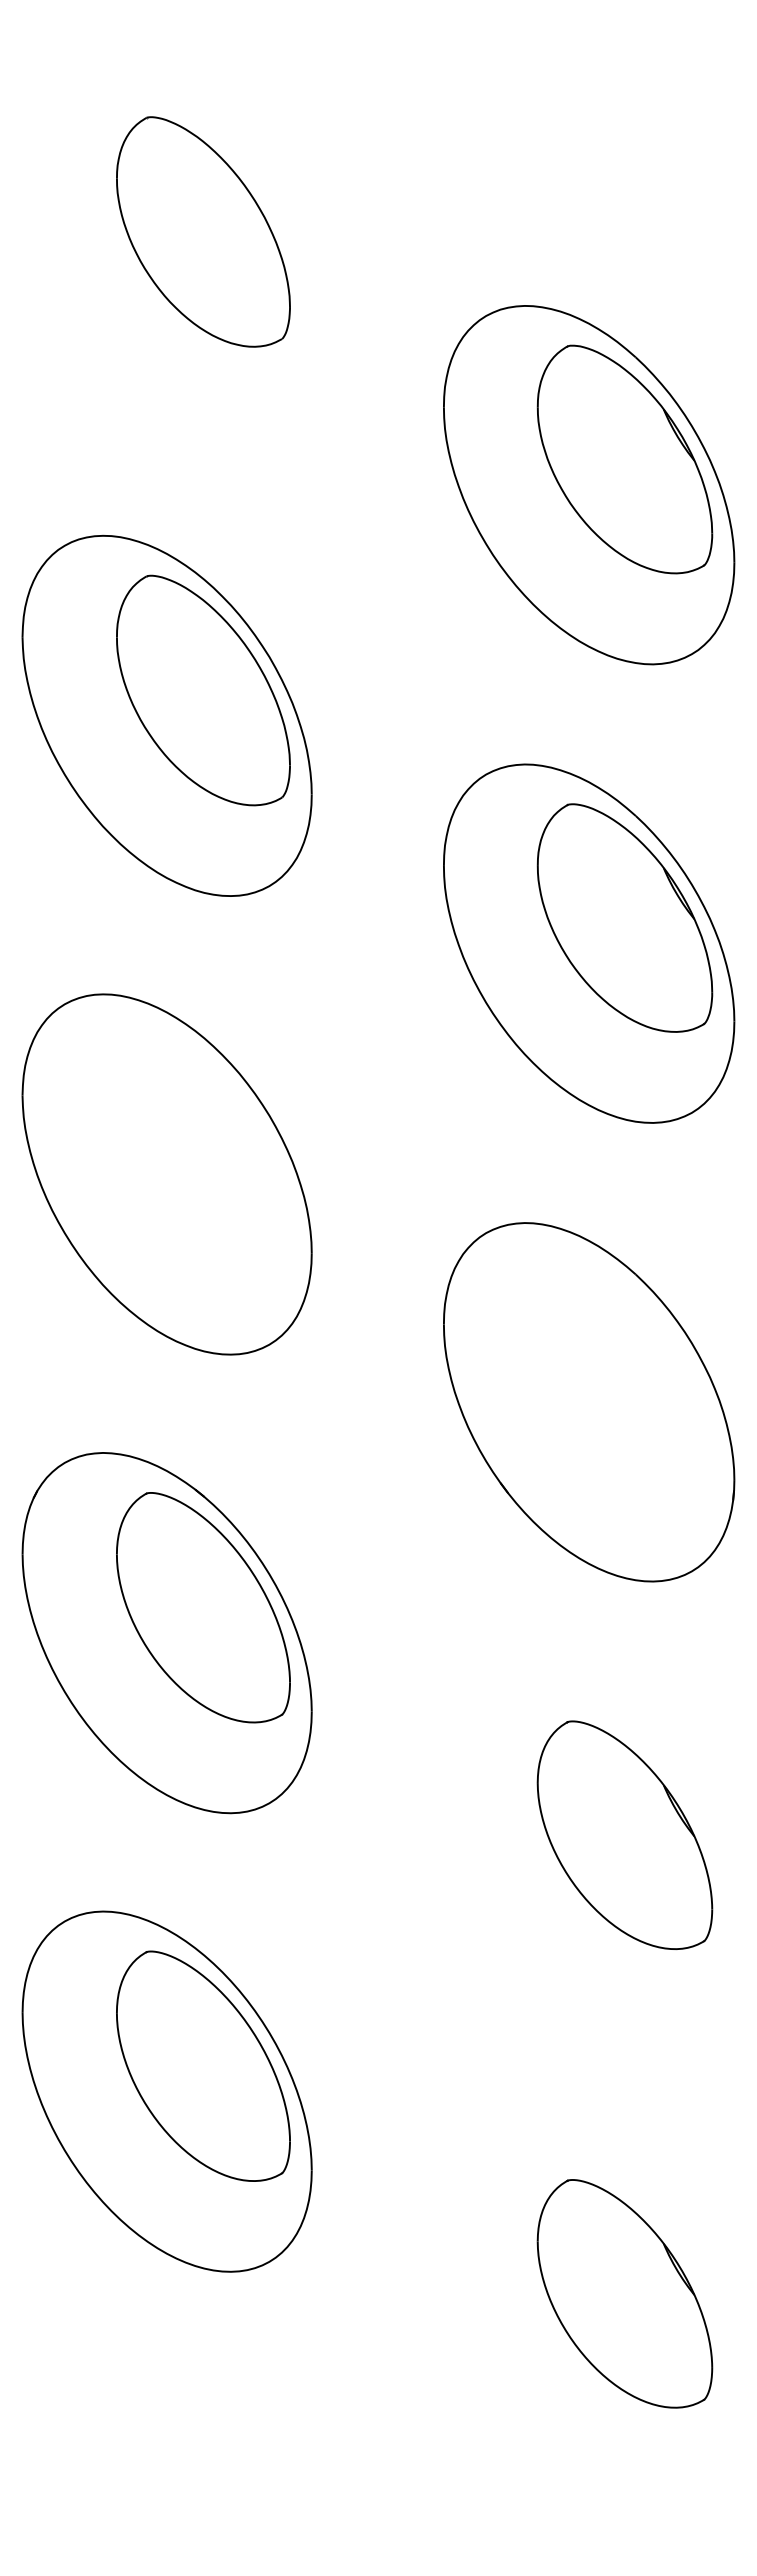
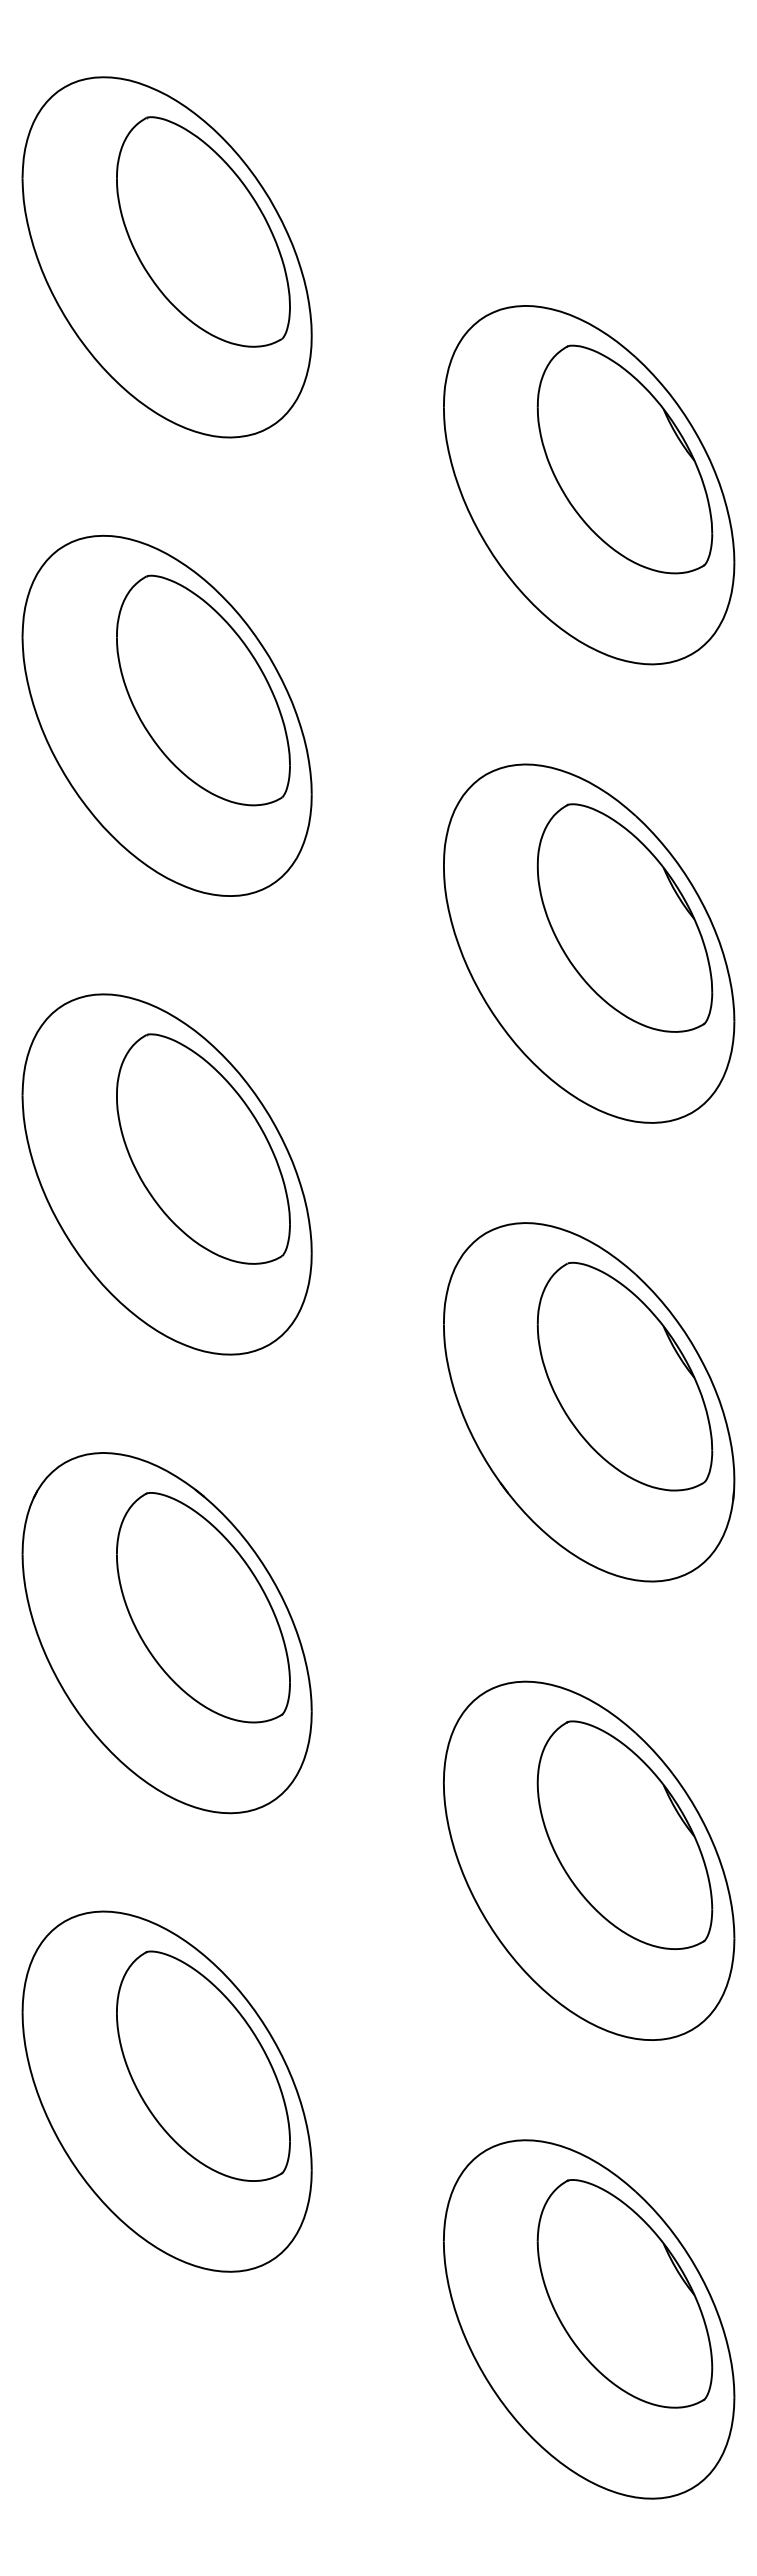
part: none -> present (166, 257)
part: none -> present (203, 1148)
part: none -> present (624, 1376)
part: none -> present (589, 1860)
part: none -> present (589, 2319)
